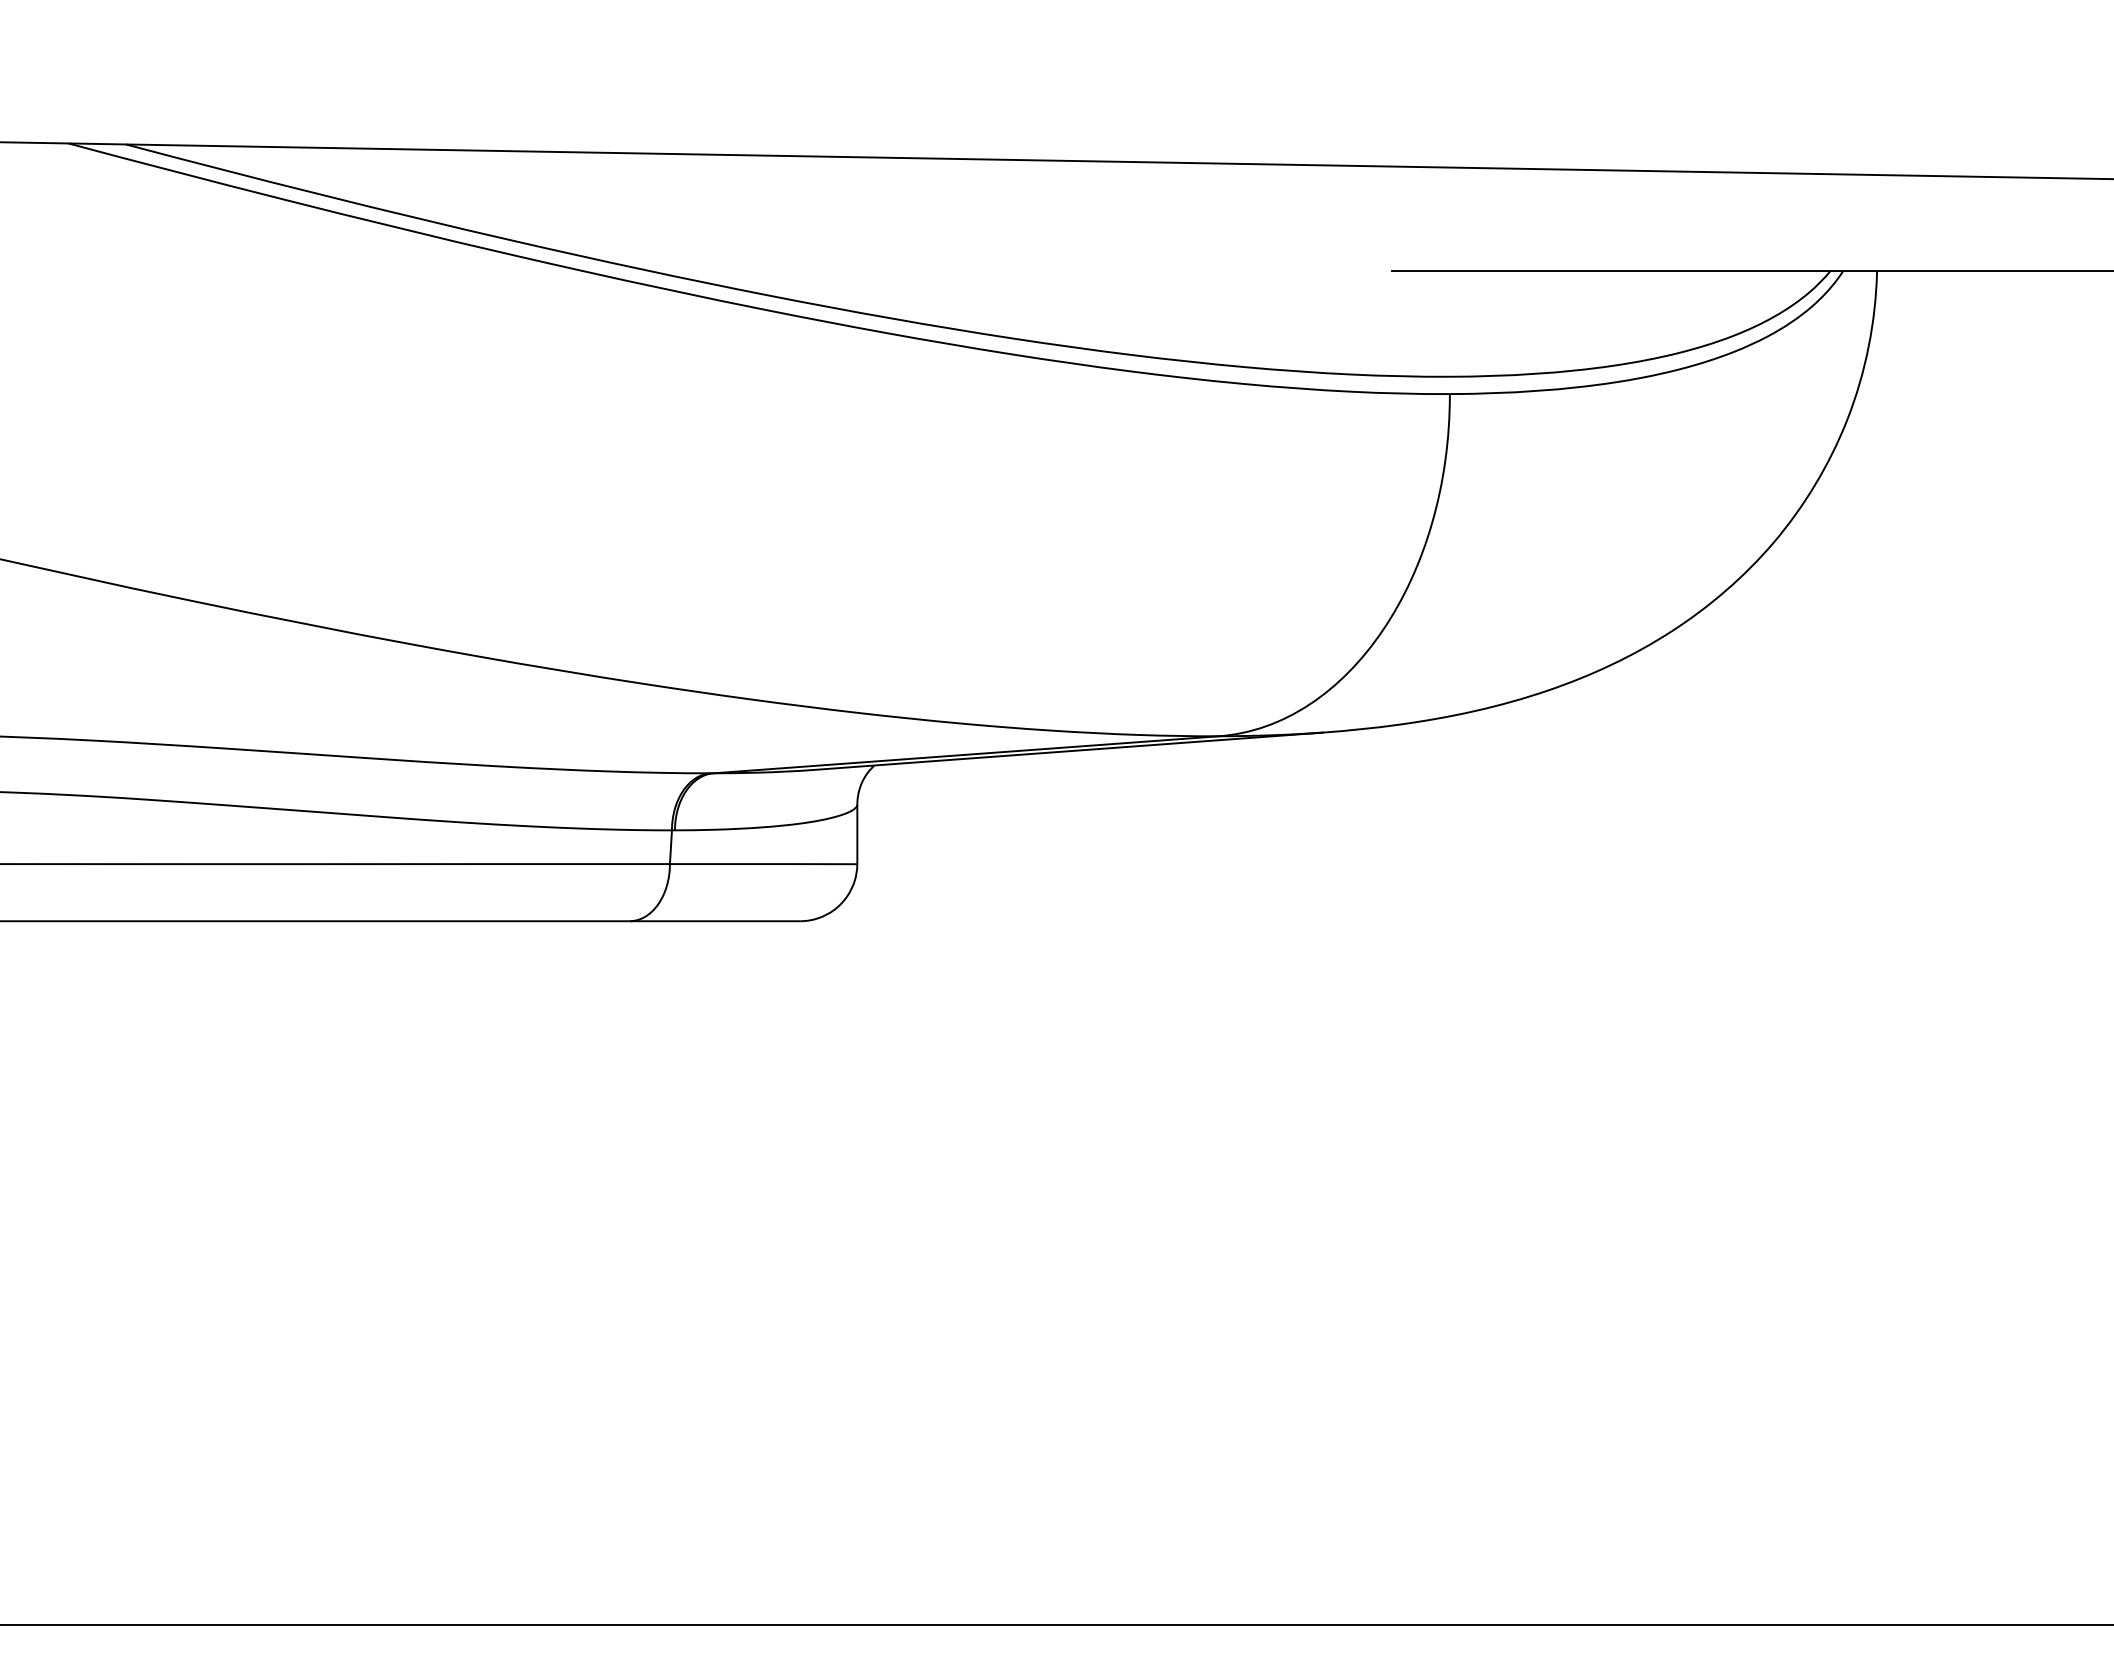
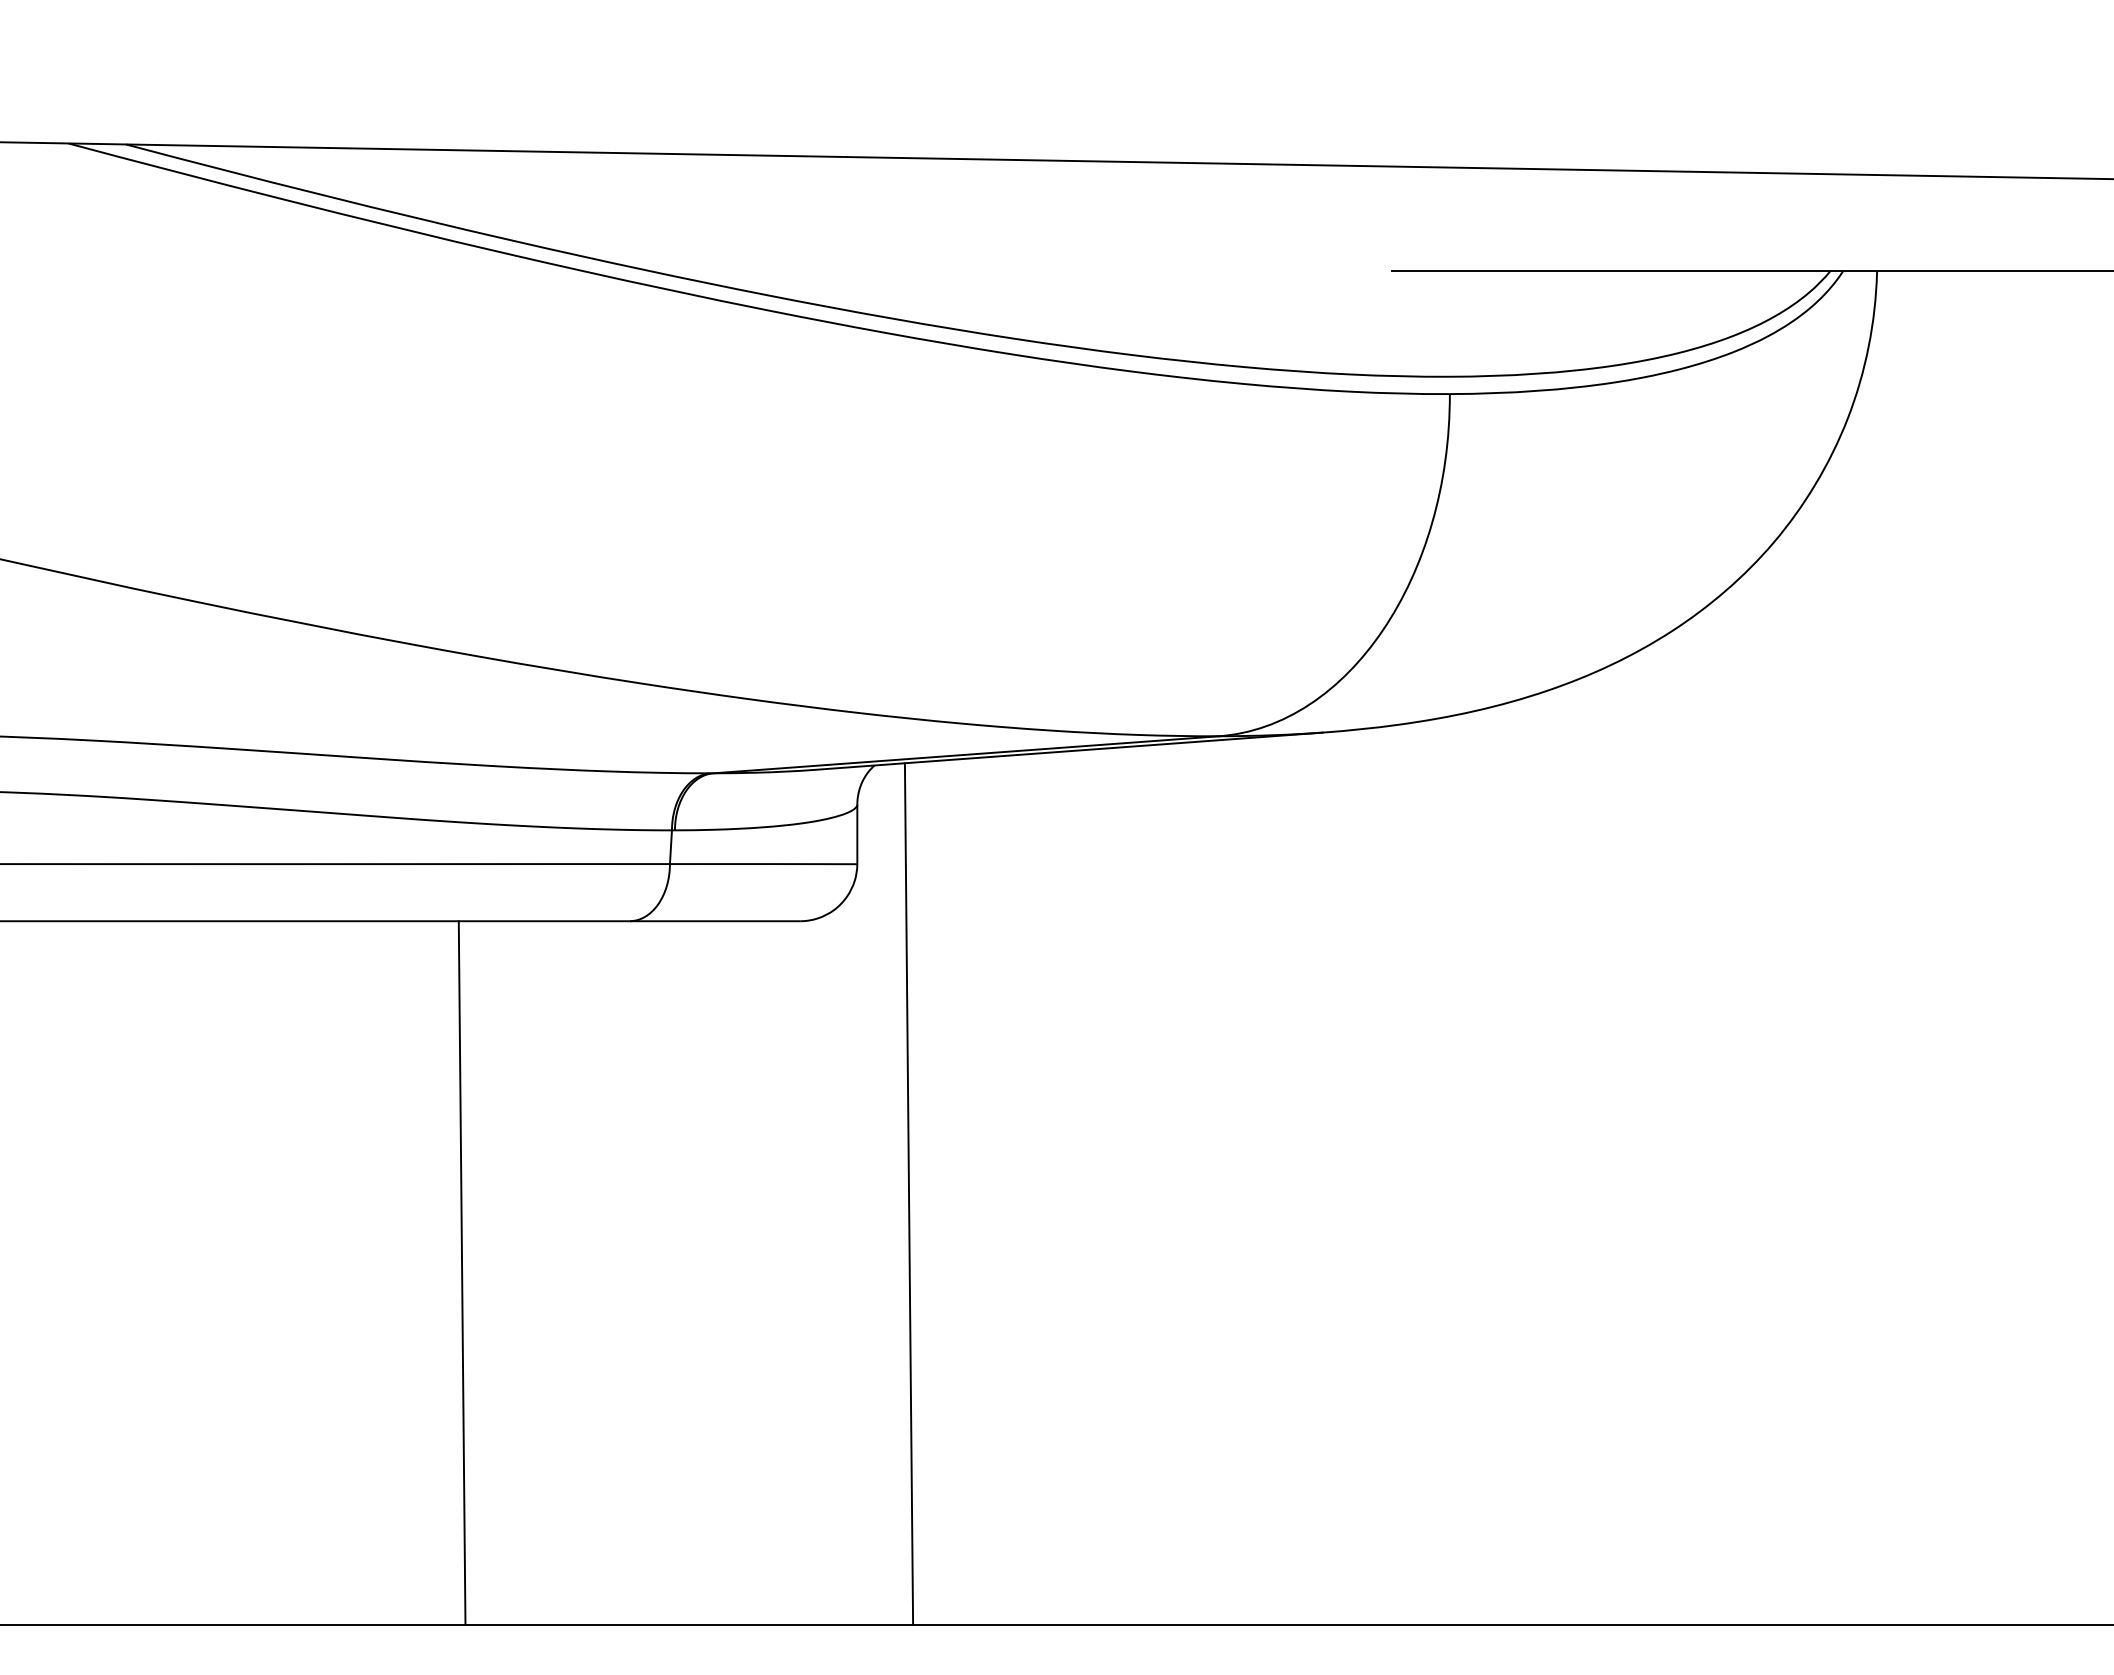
line: none -> present (908, 1193)
line: none -> present (461, 1272)
